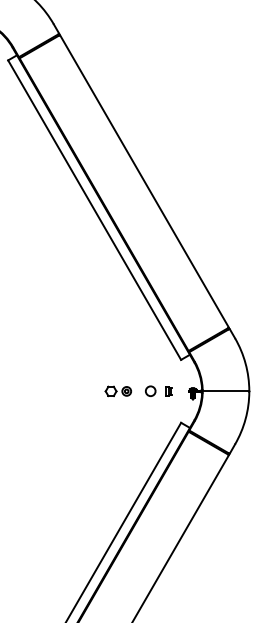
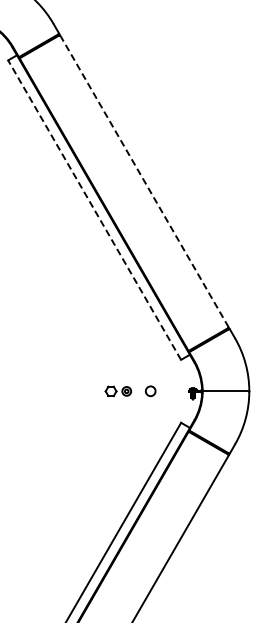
line: solid -> dashed (144, 180)
line: solid -> dashed (94, 210)
part: present -> none (168, 391)
